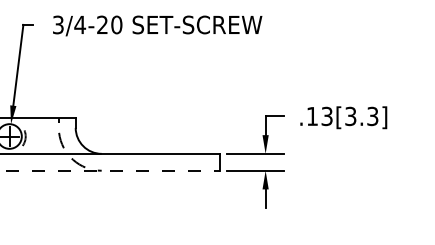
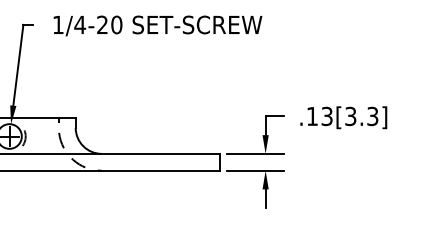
text: 3/4-20 -> 1/4-20 (58, 24)
line: dashed -> solid (110, 170)
